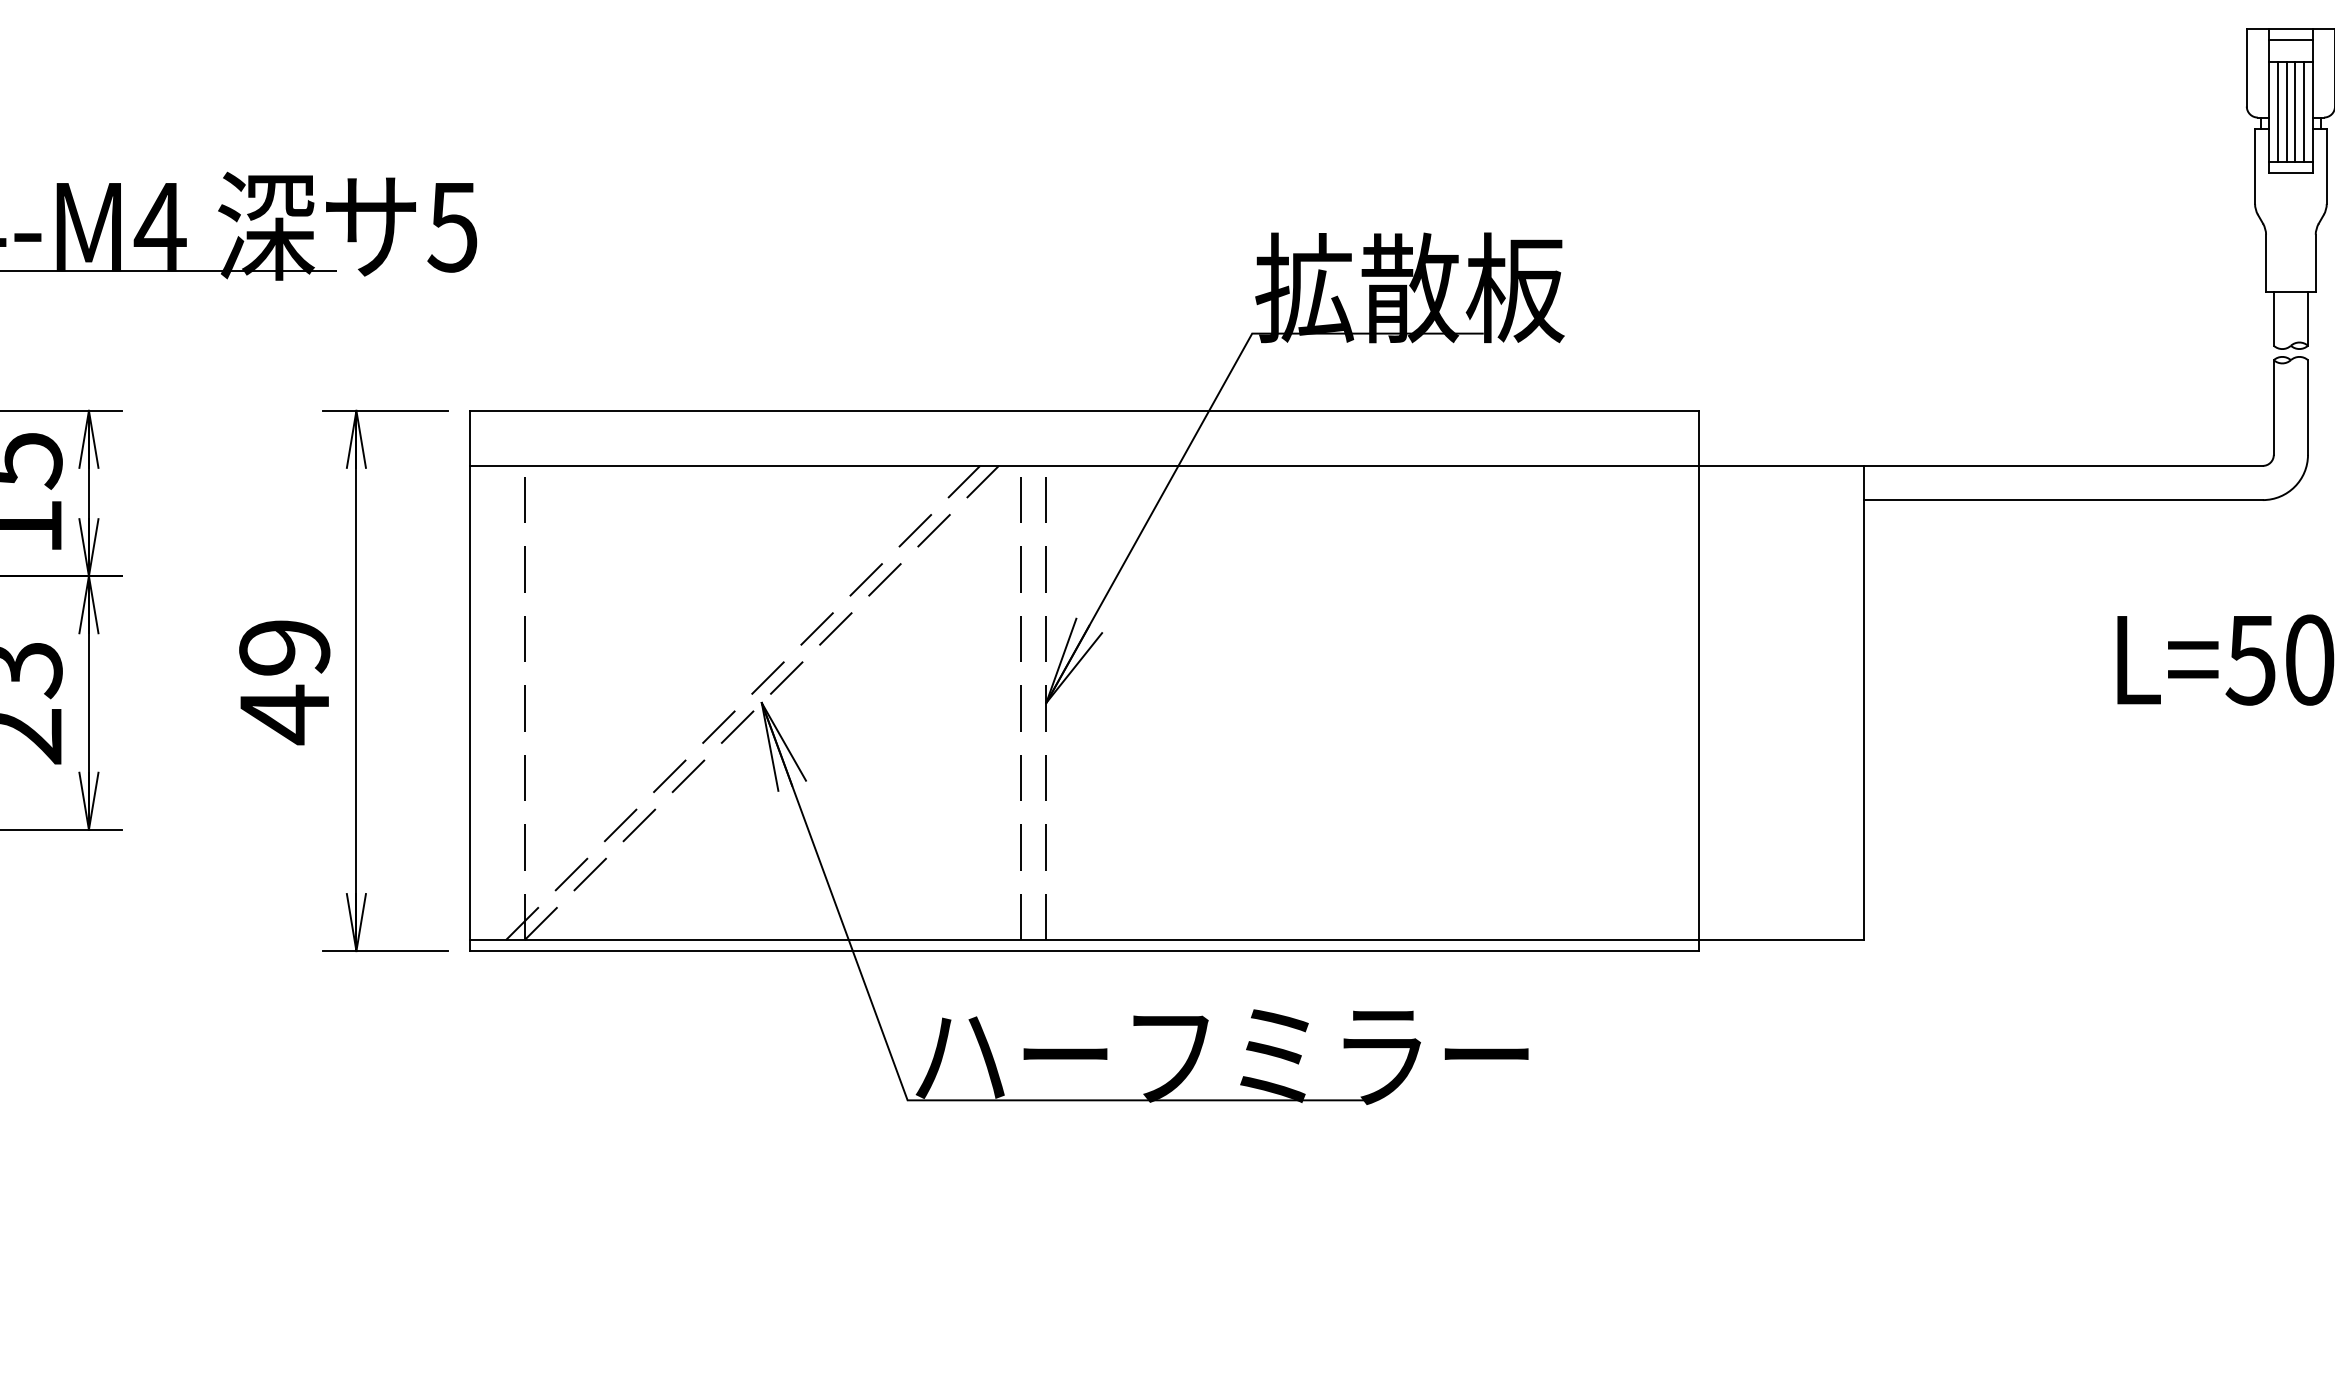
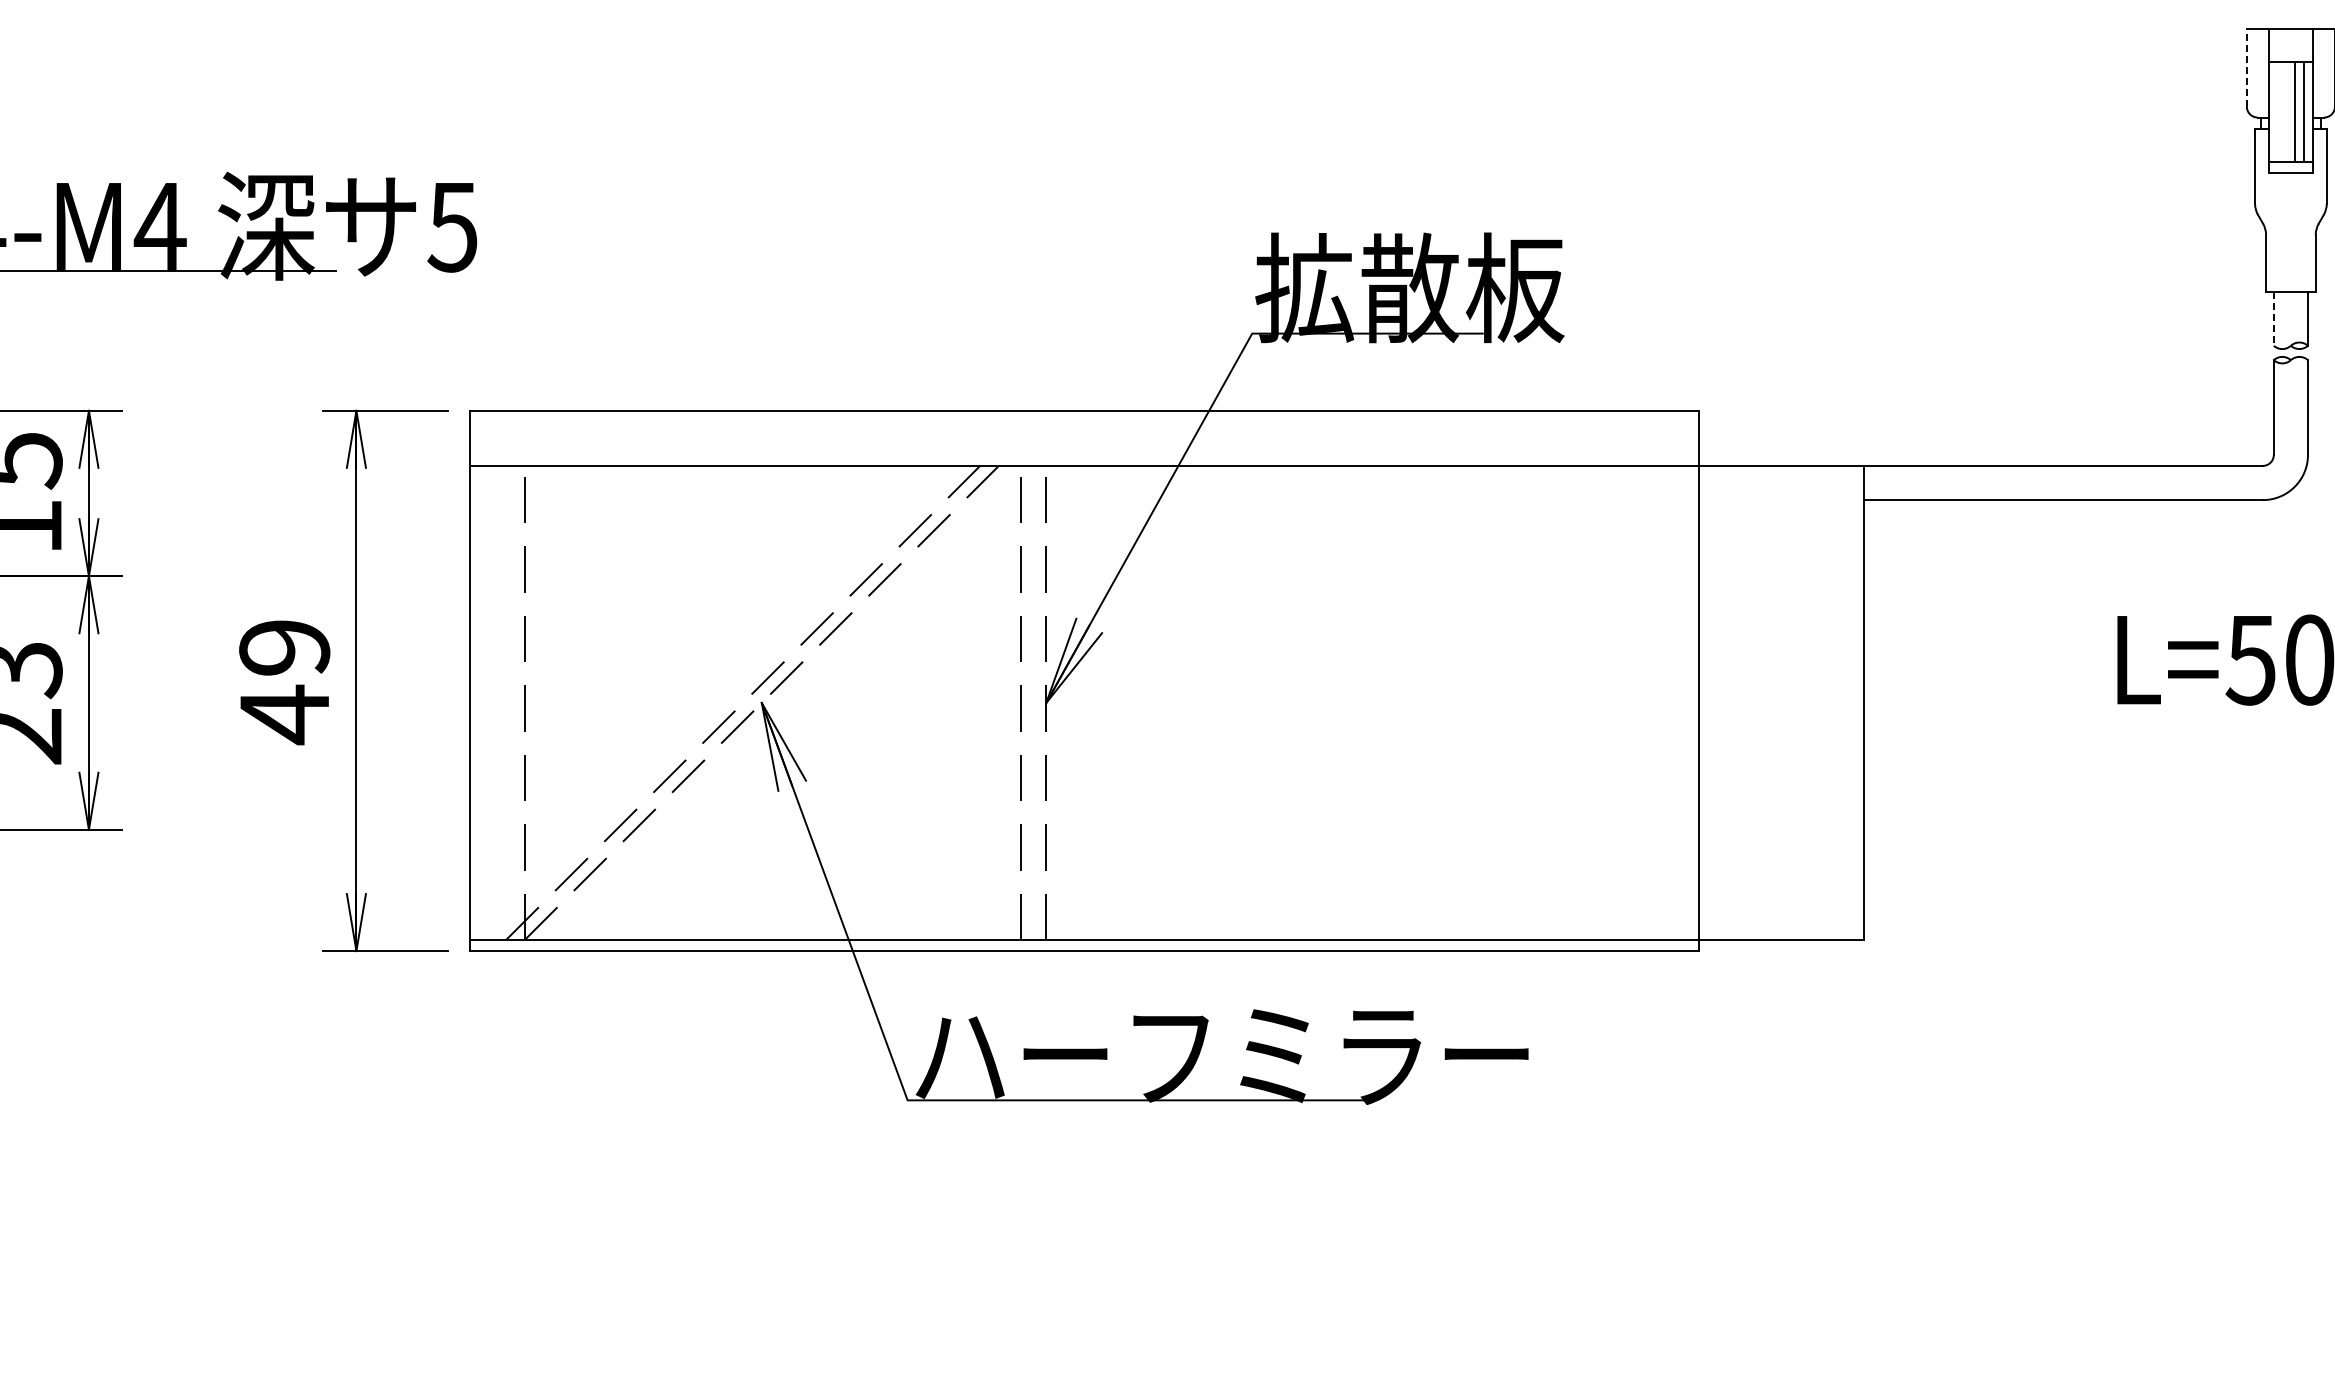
line: present -> none (2290, 40)
line: solid -> dashed (2246, 67)
line: present -> none (2277, 111)
line: present -> none (2286, 111)
line: solid -> dashed (2273, 319)
